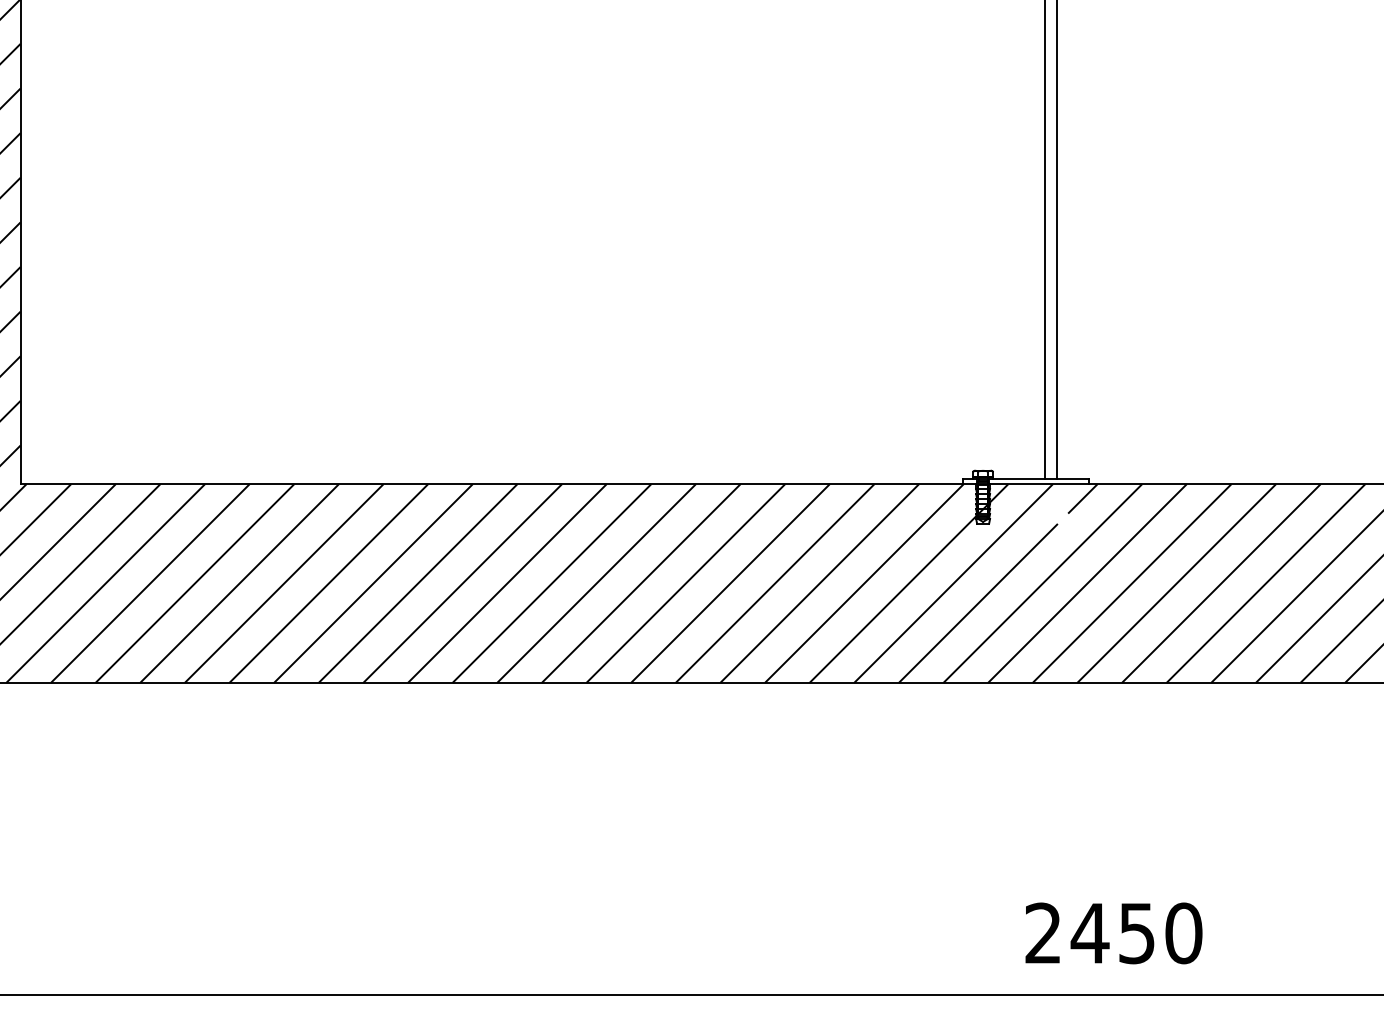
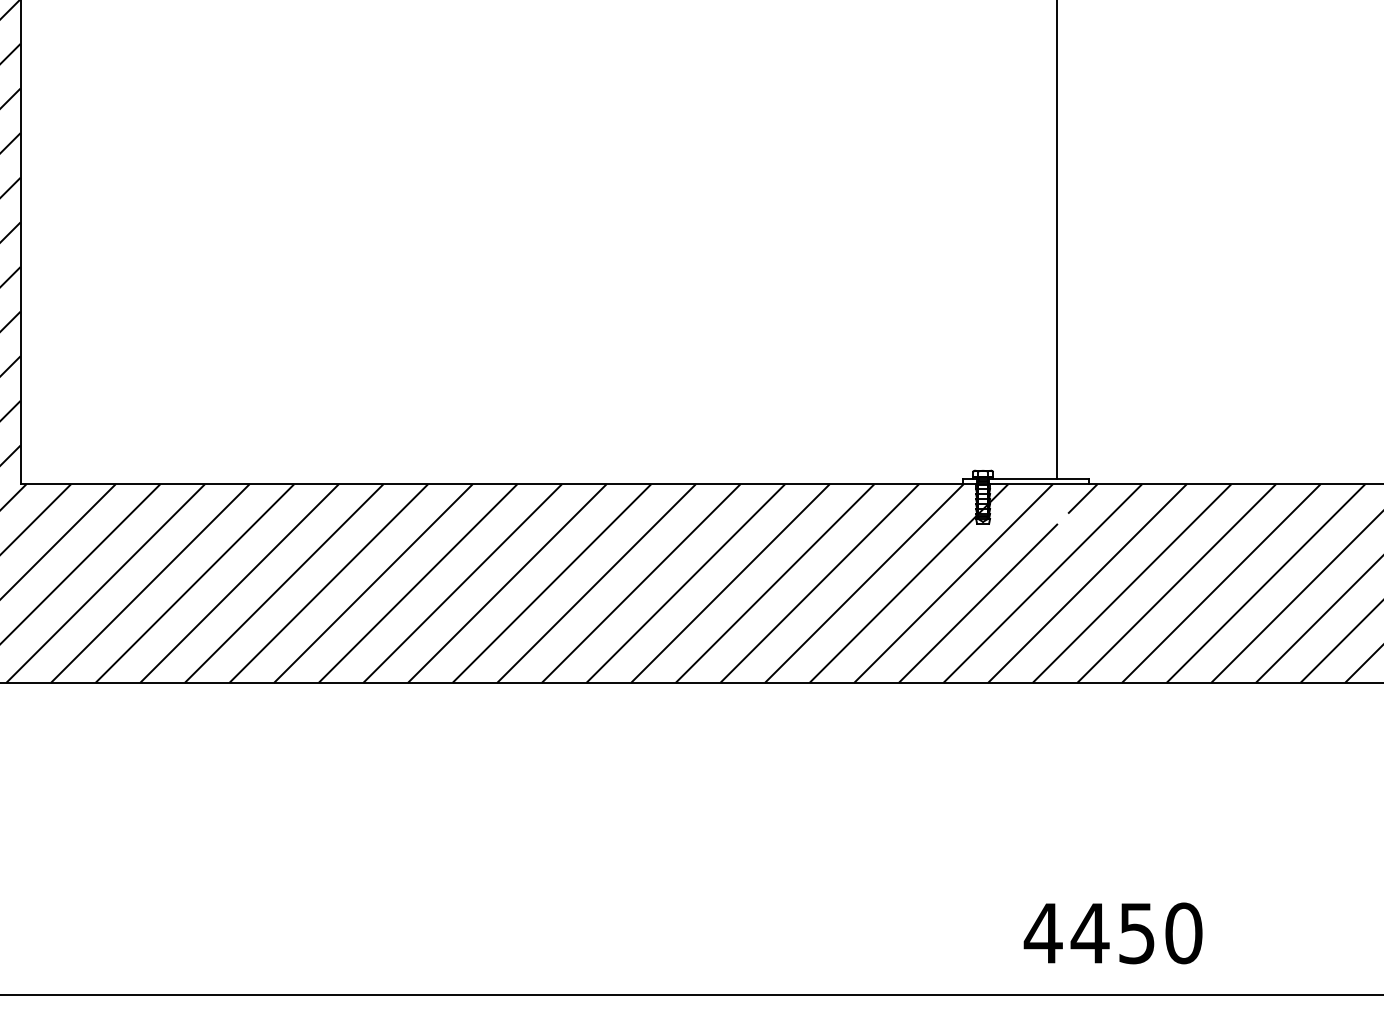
line: present -> none (1044, 240)
text: 2450 -> 4450 (1042, 932)
